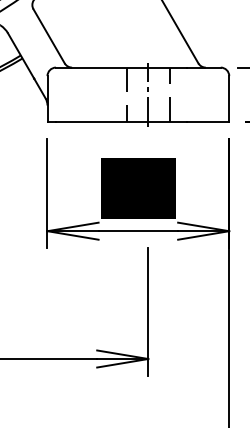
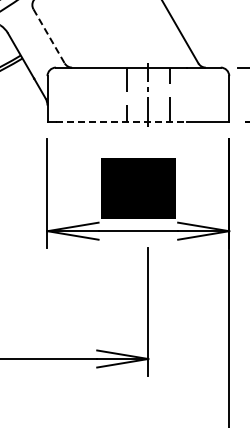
line: solid -> dashed (49, 36)
line: solid -> dashed (121, 121)
